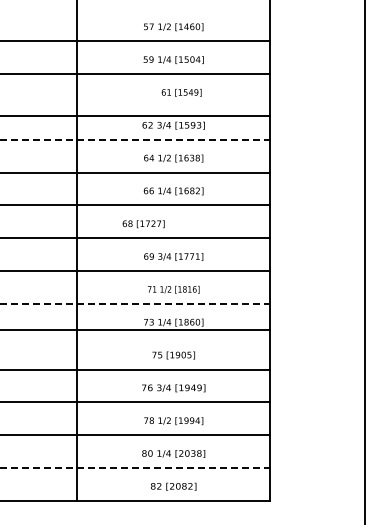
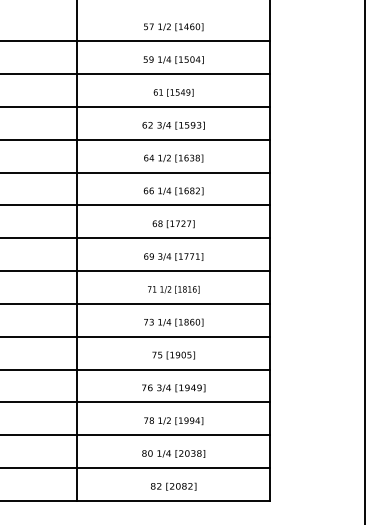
text position: (181, 92) -> (173, 92) (173, 92)
line position: (136, 115) -> (136, 106) (136, 106)
line: dashed -> solid (135, 139)
text position: (143, 224) -> (173, 224) (173, 224)
line: dashed -> solid (135, 303)
line position: (136, 329) -> (136, 336) (136, 336)
line: dashed -> solid (135, 468)
